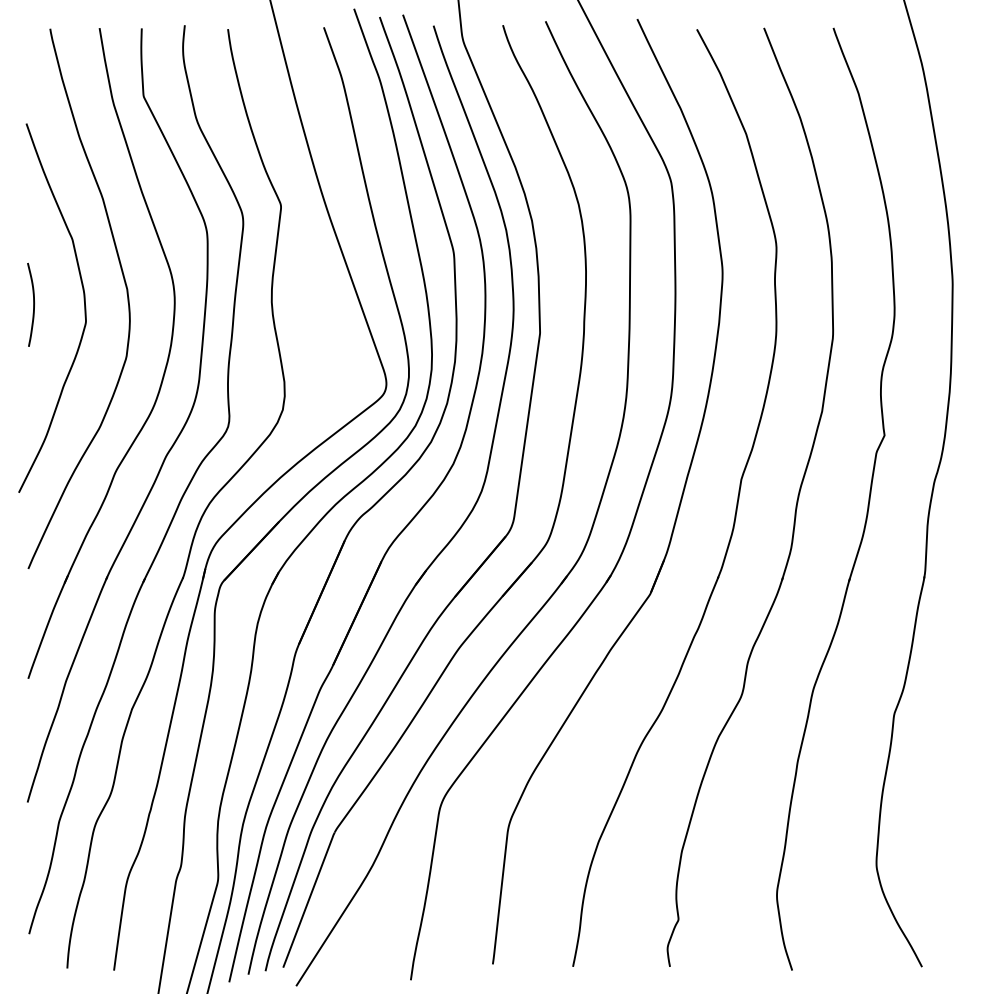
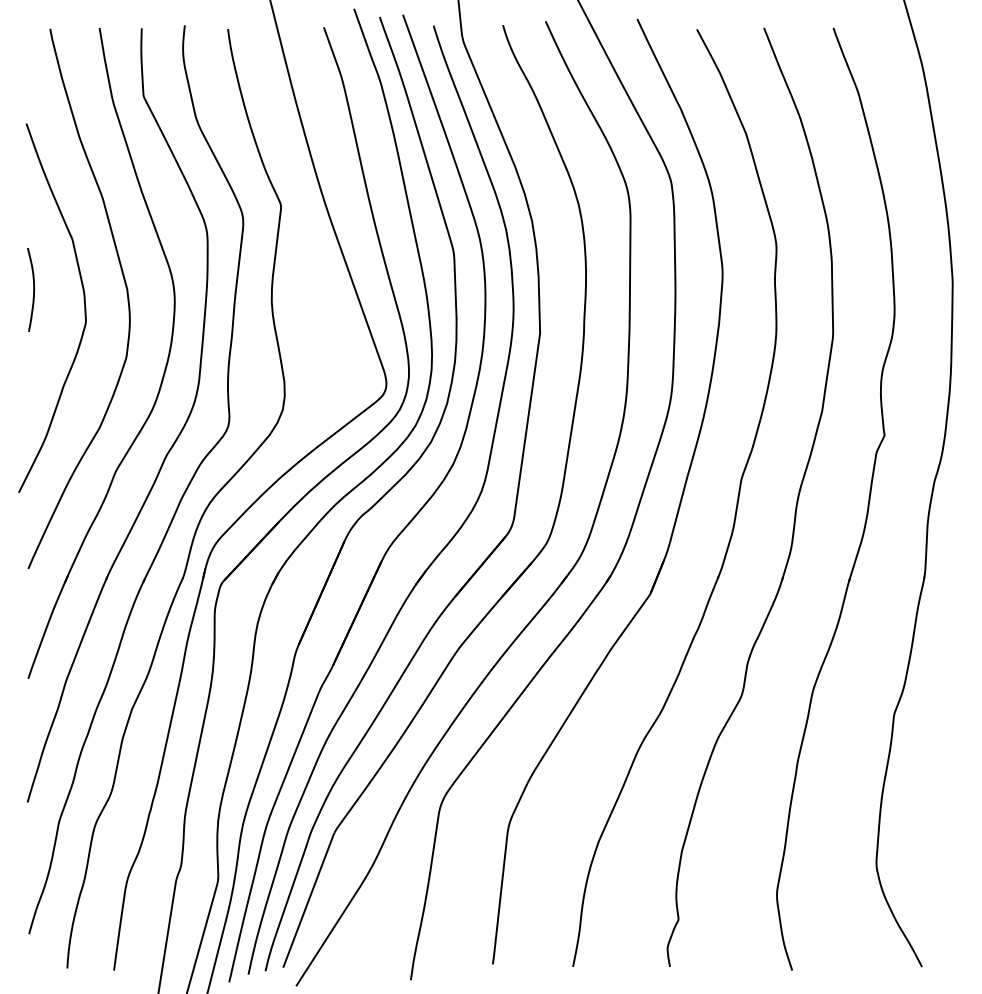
curve position: (33, 304) -> (33, 289) (33, 289)
